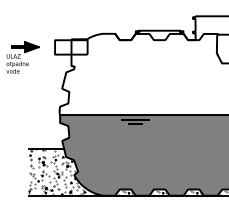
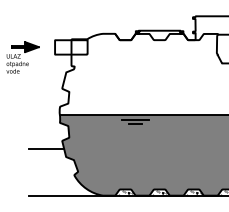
hatch: present -> none (61, 172)
